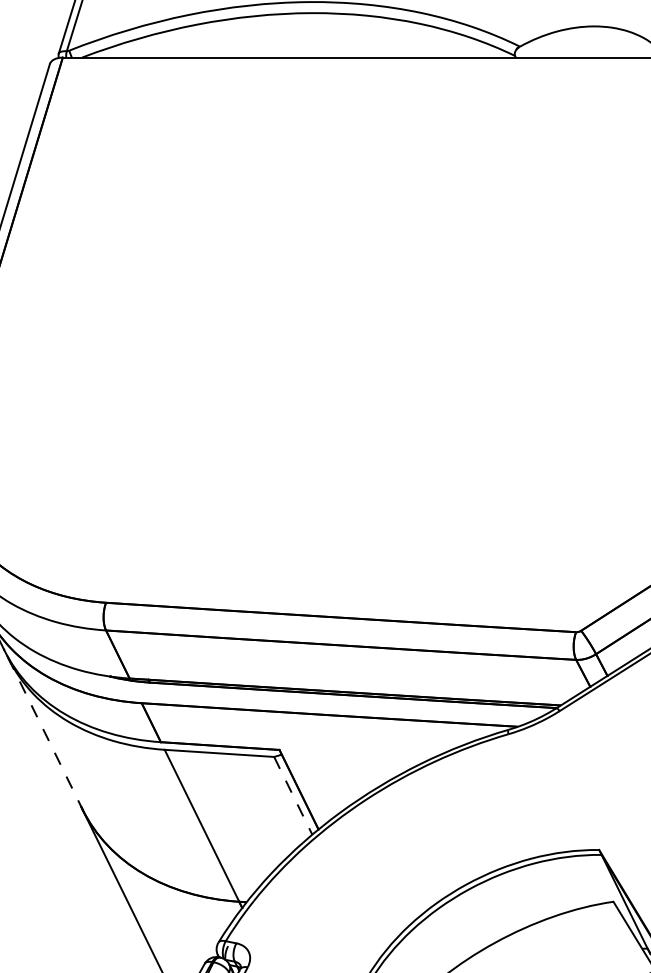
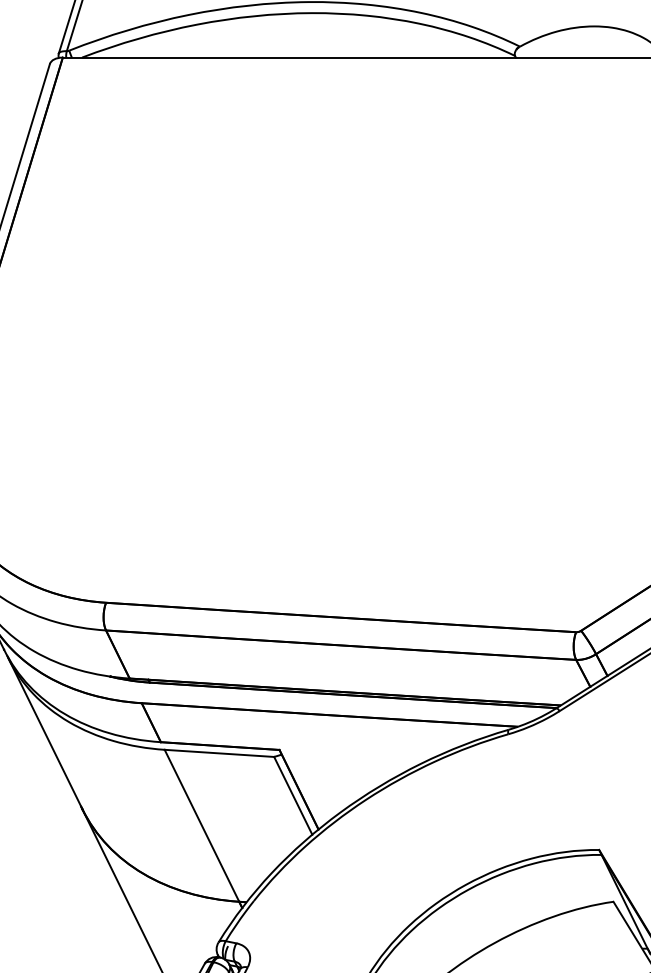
line: dashed -> solid (45, 733)
line: dashed -> solid (293, 796)
